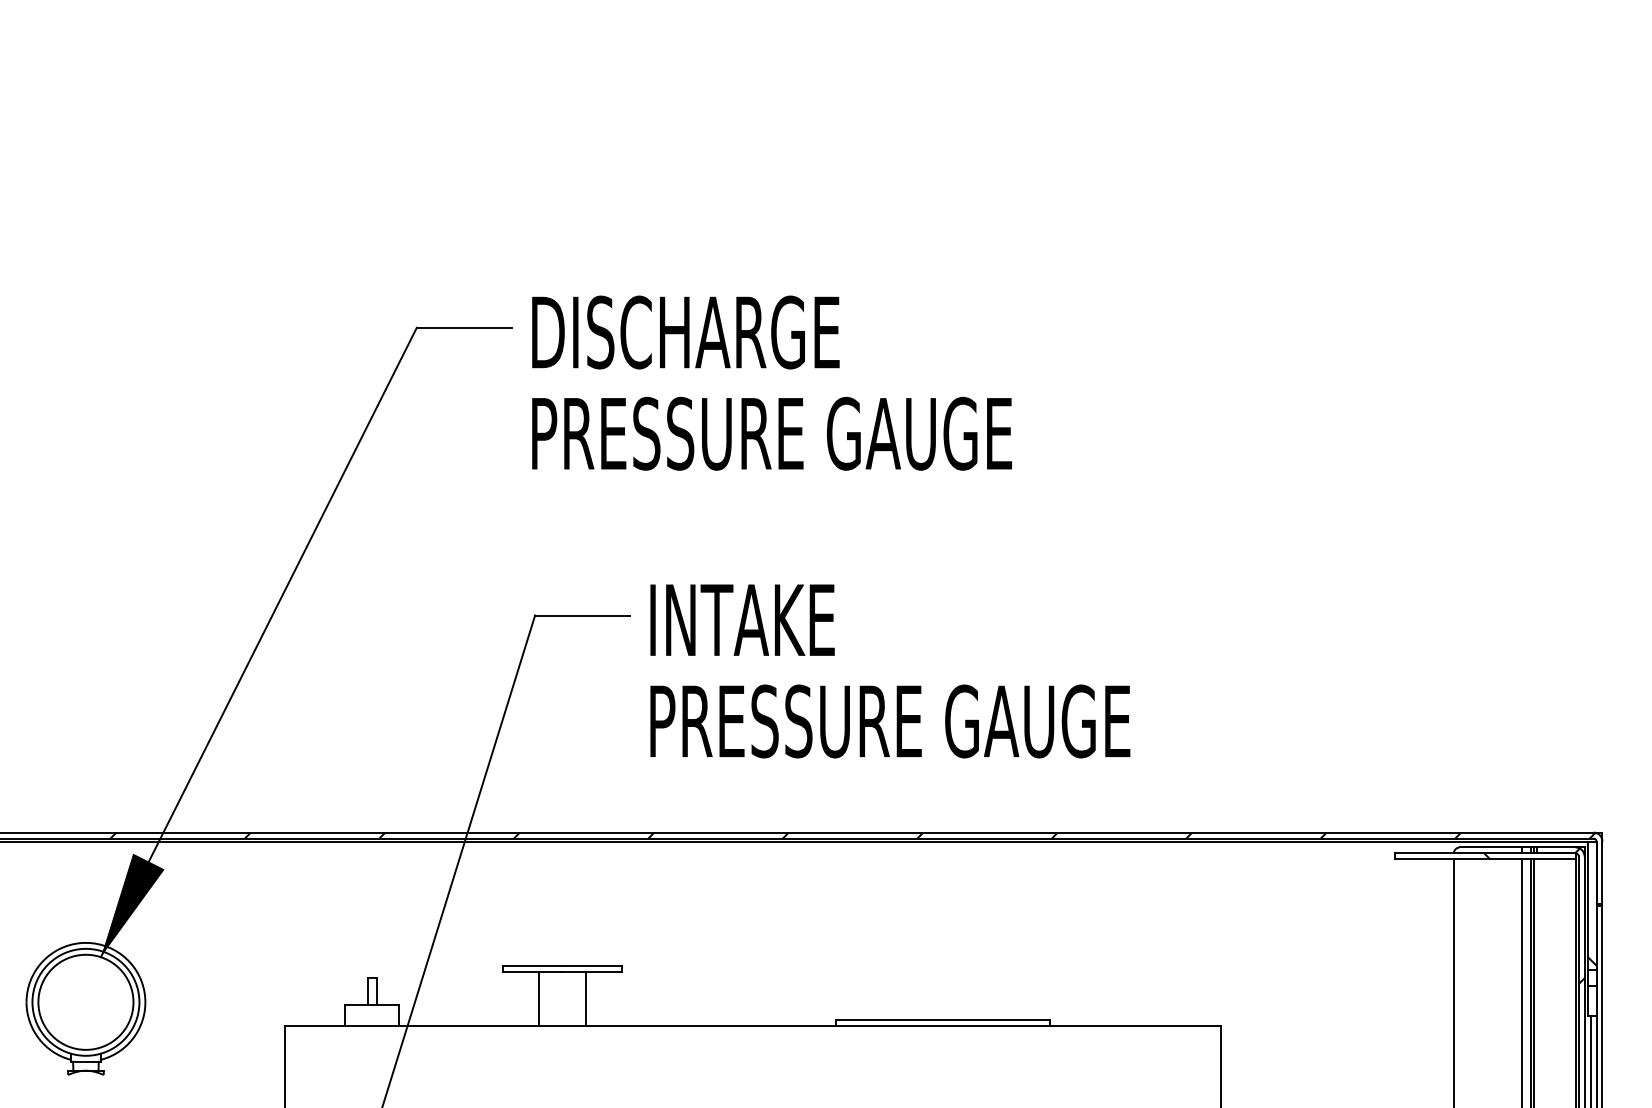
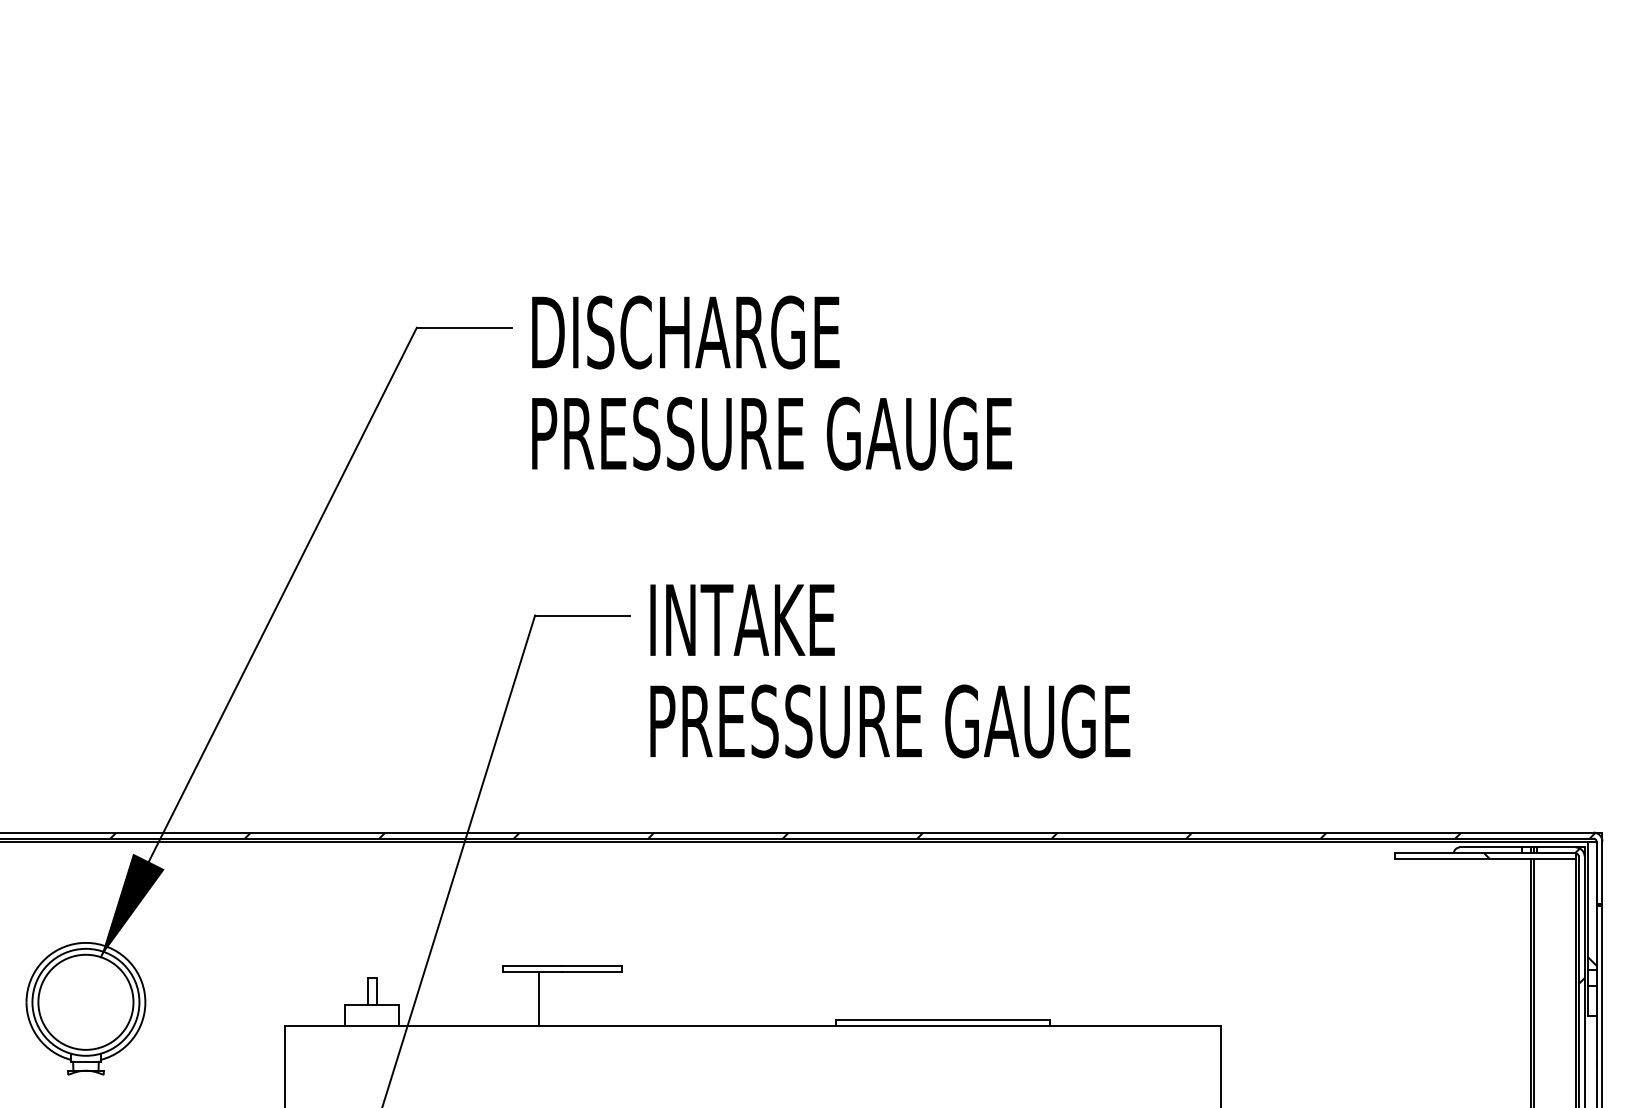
line: present -> none (1453, 981)
line: present -> none (1522, 981)
line: present -> none (586, 998)
line: present -> none (1590, 1059)
